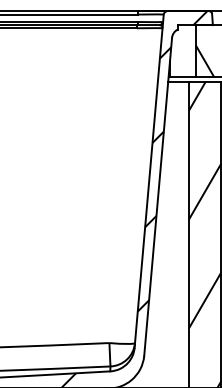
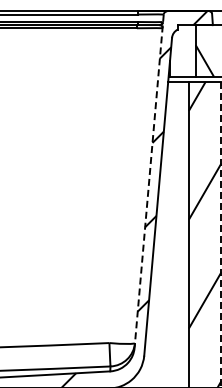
line: solid -> dashed (149, 181)
line: solid -> dashed (221, 234)
